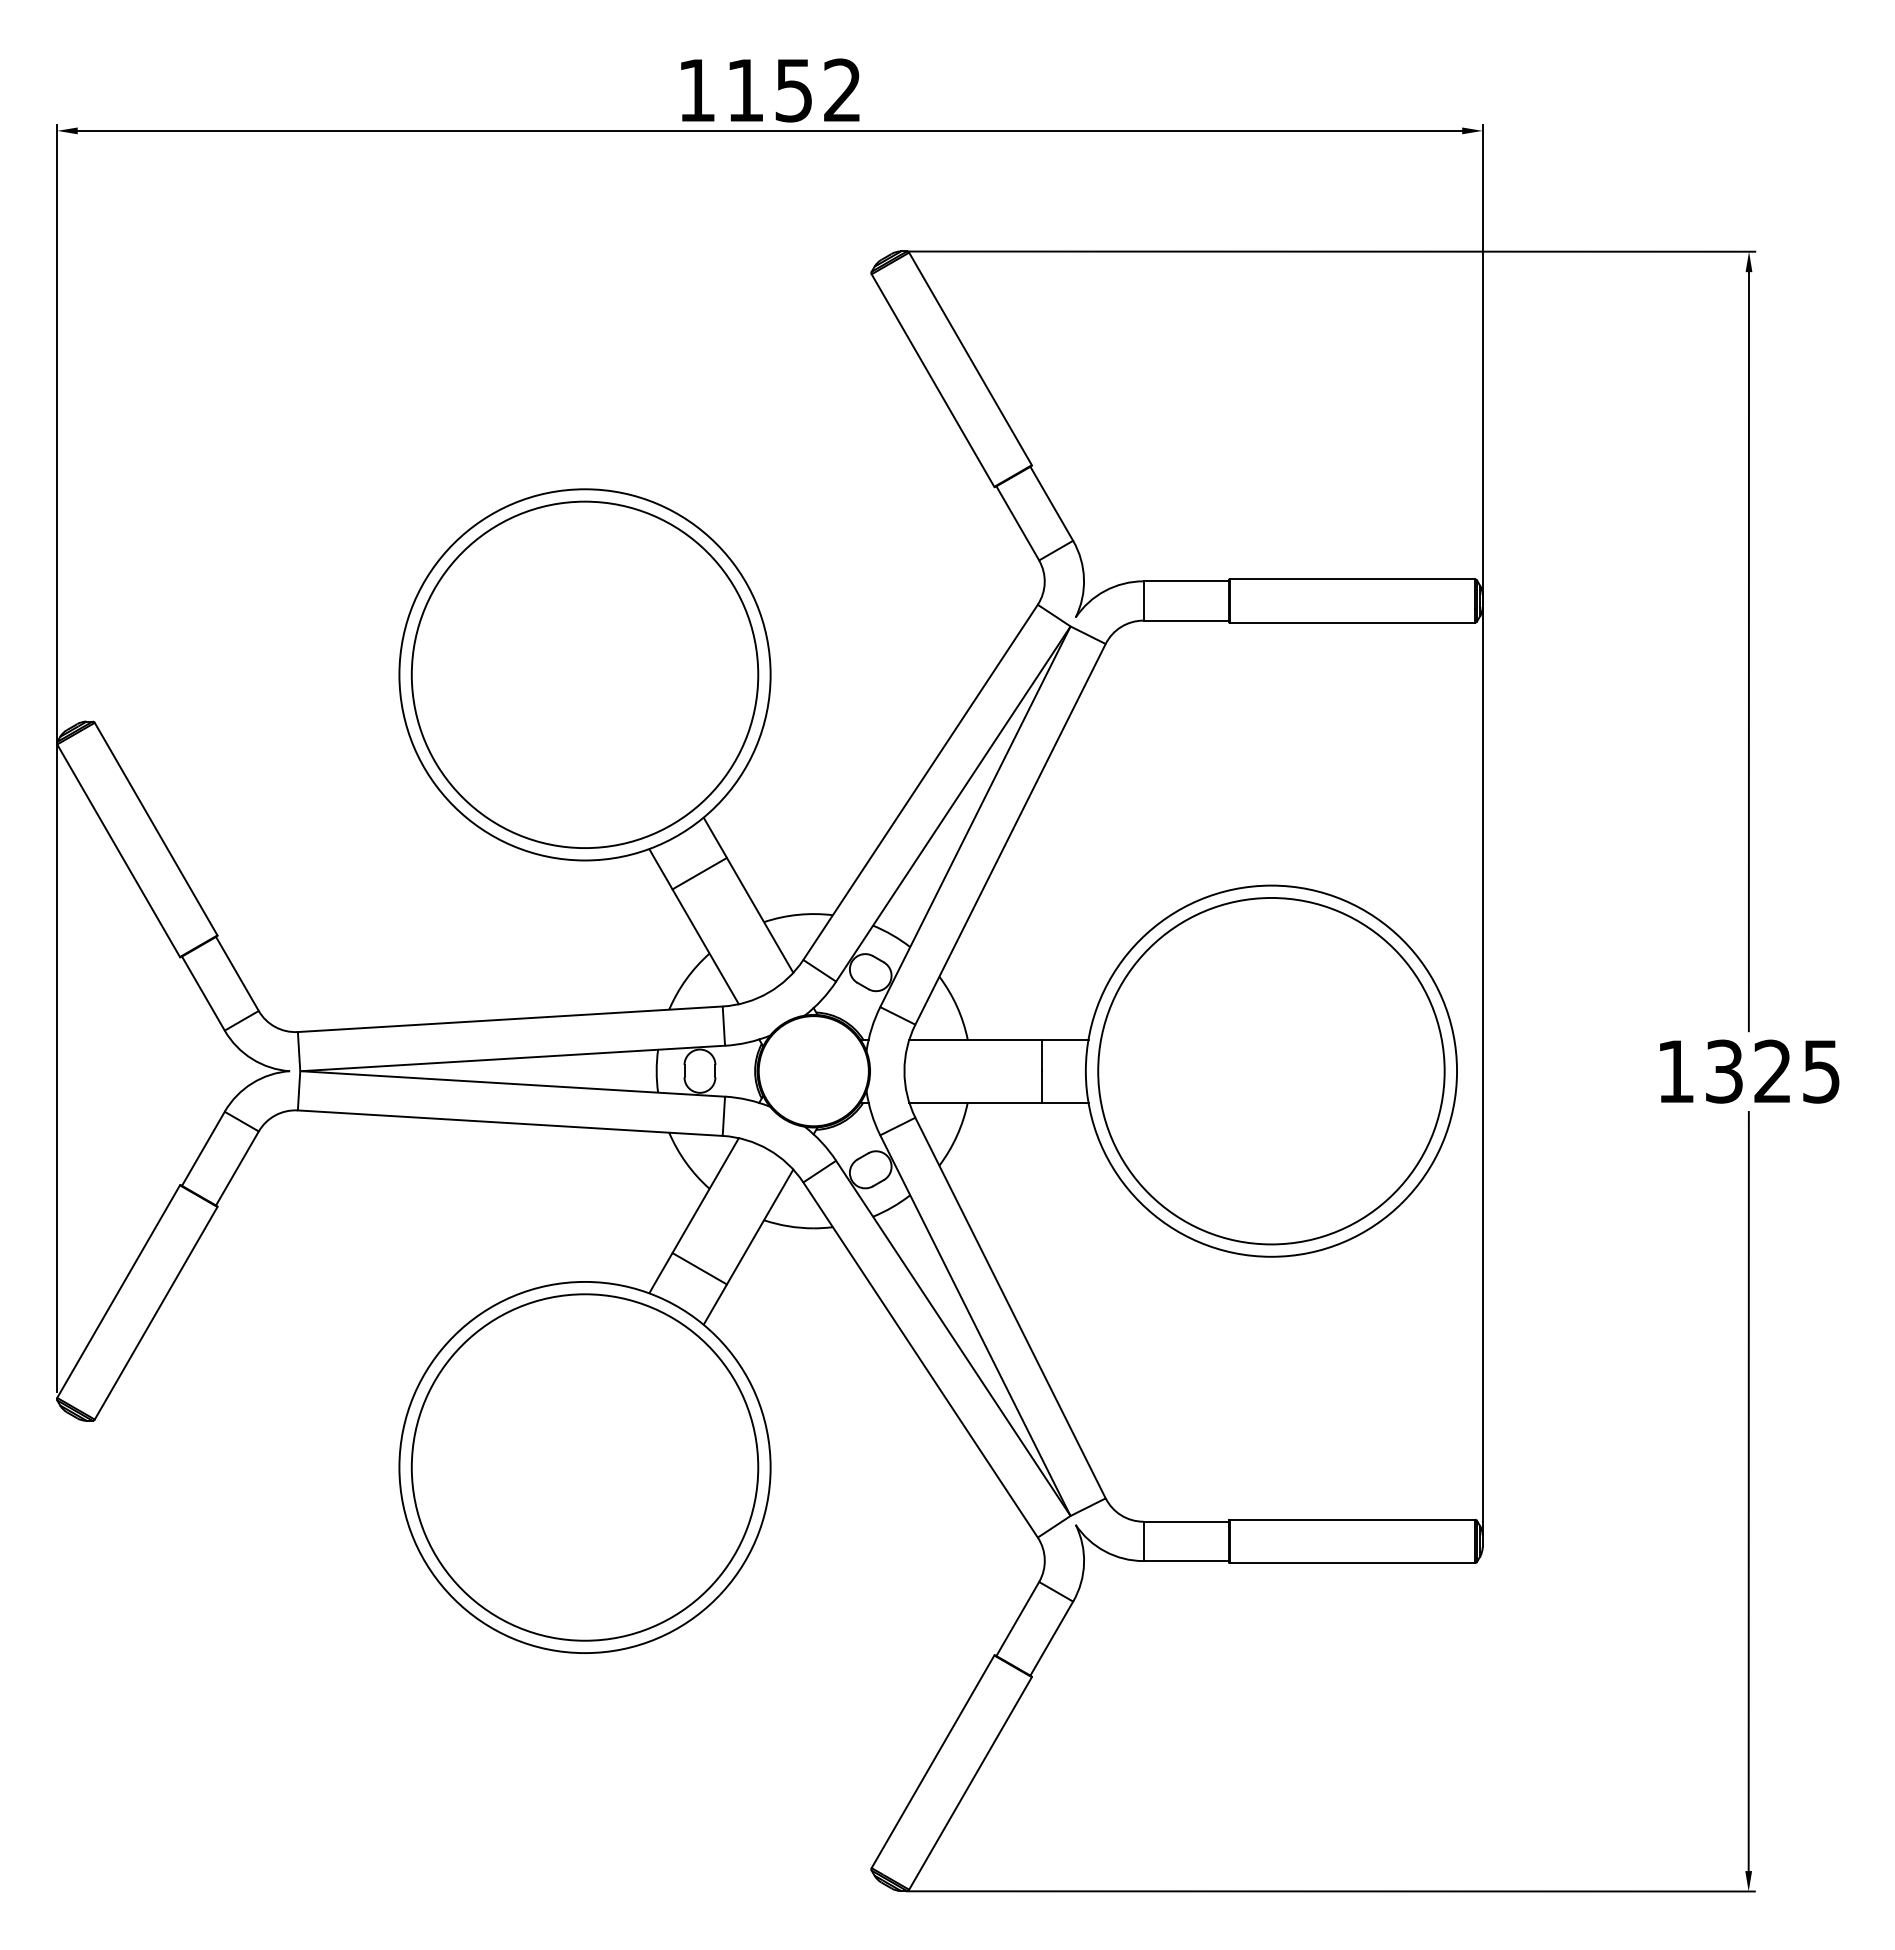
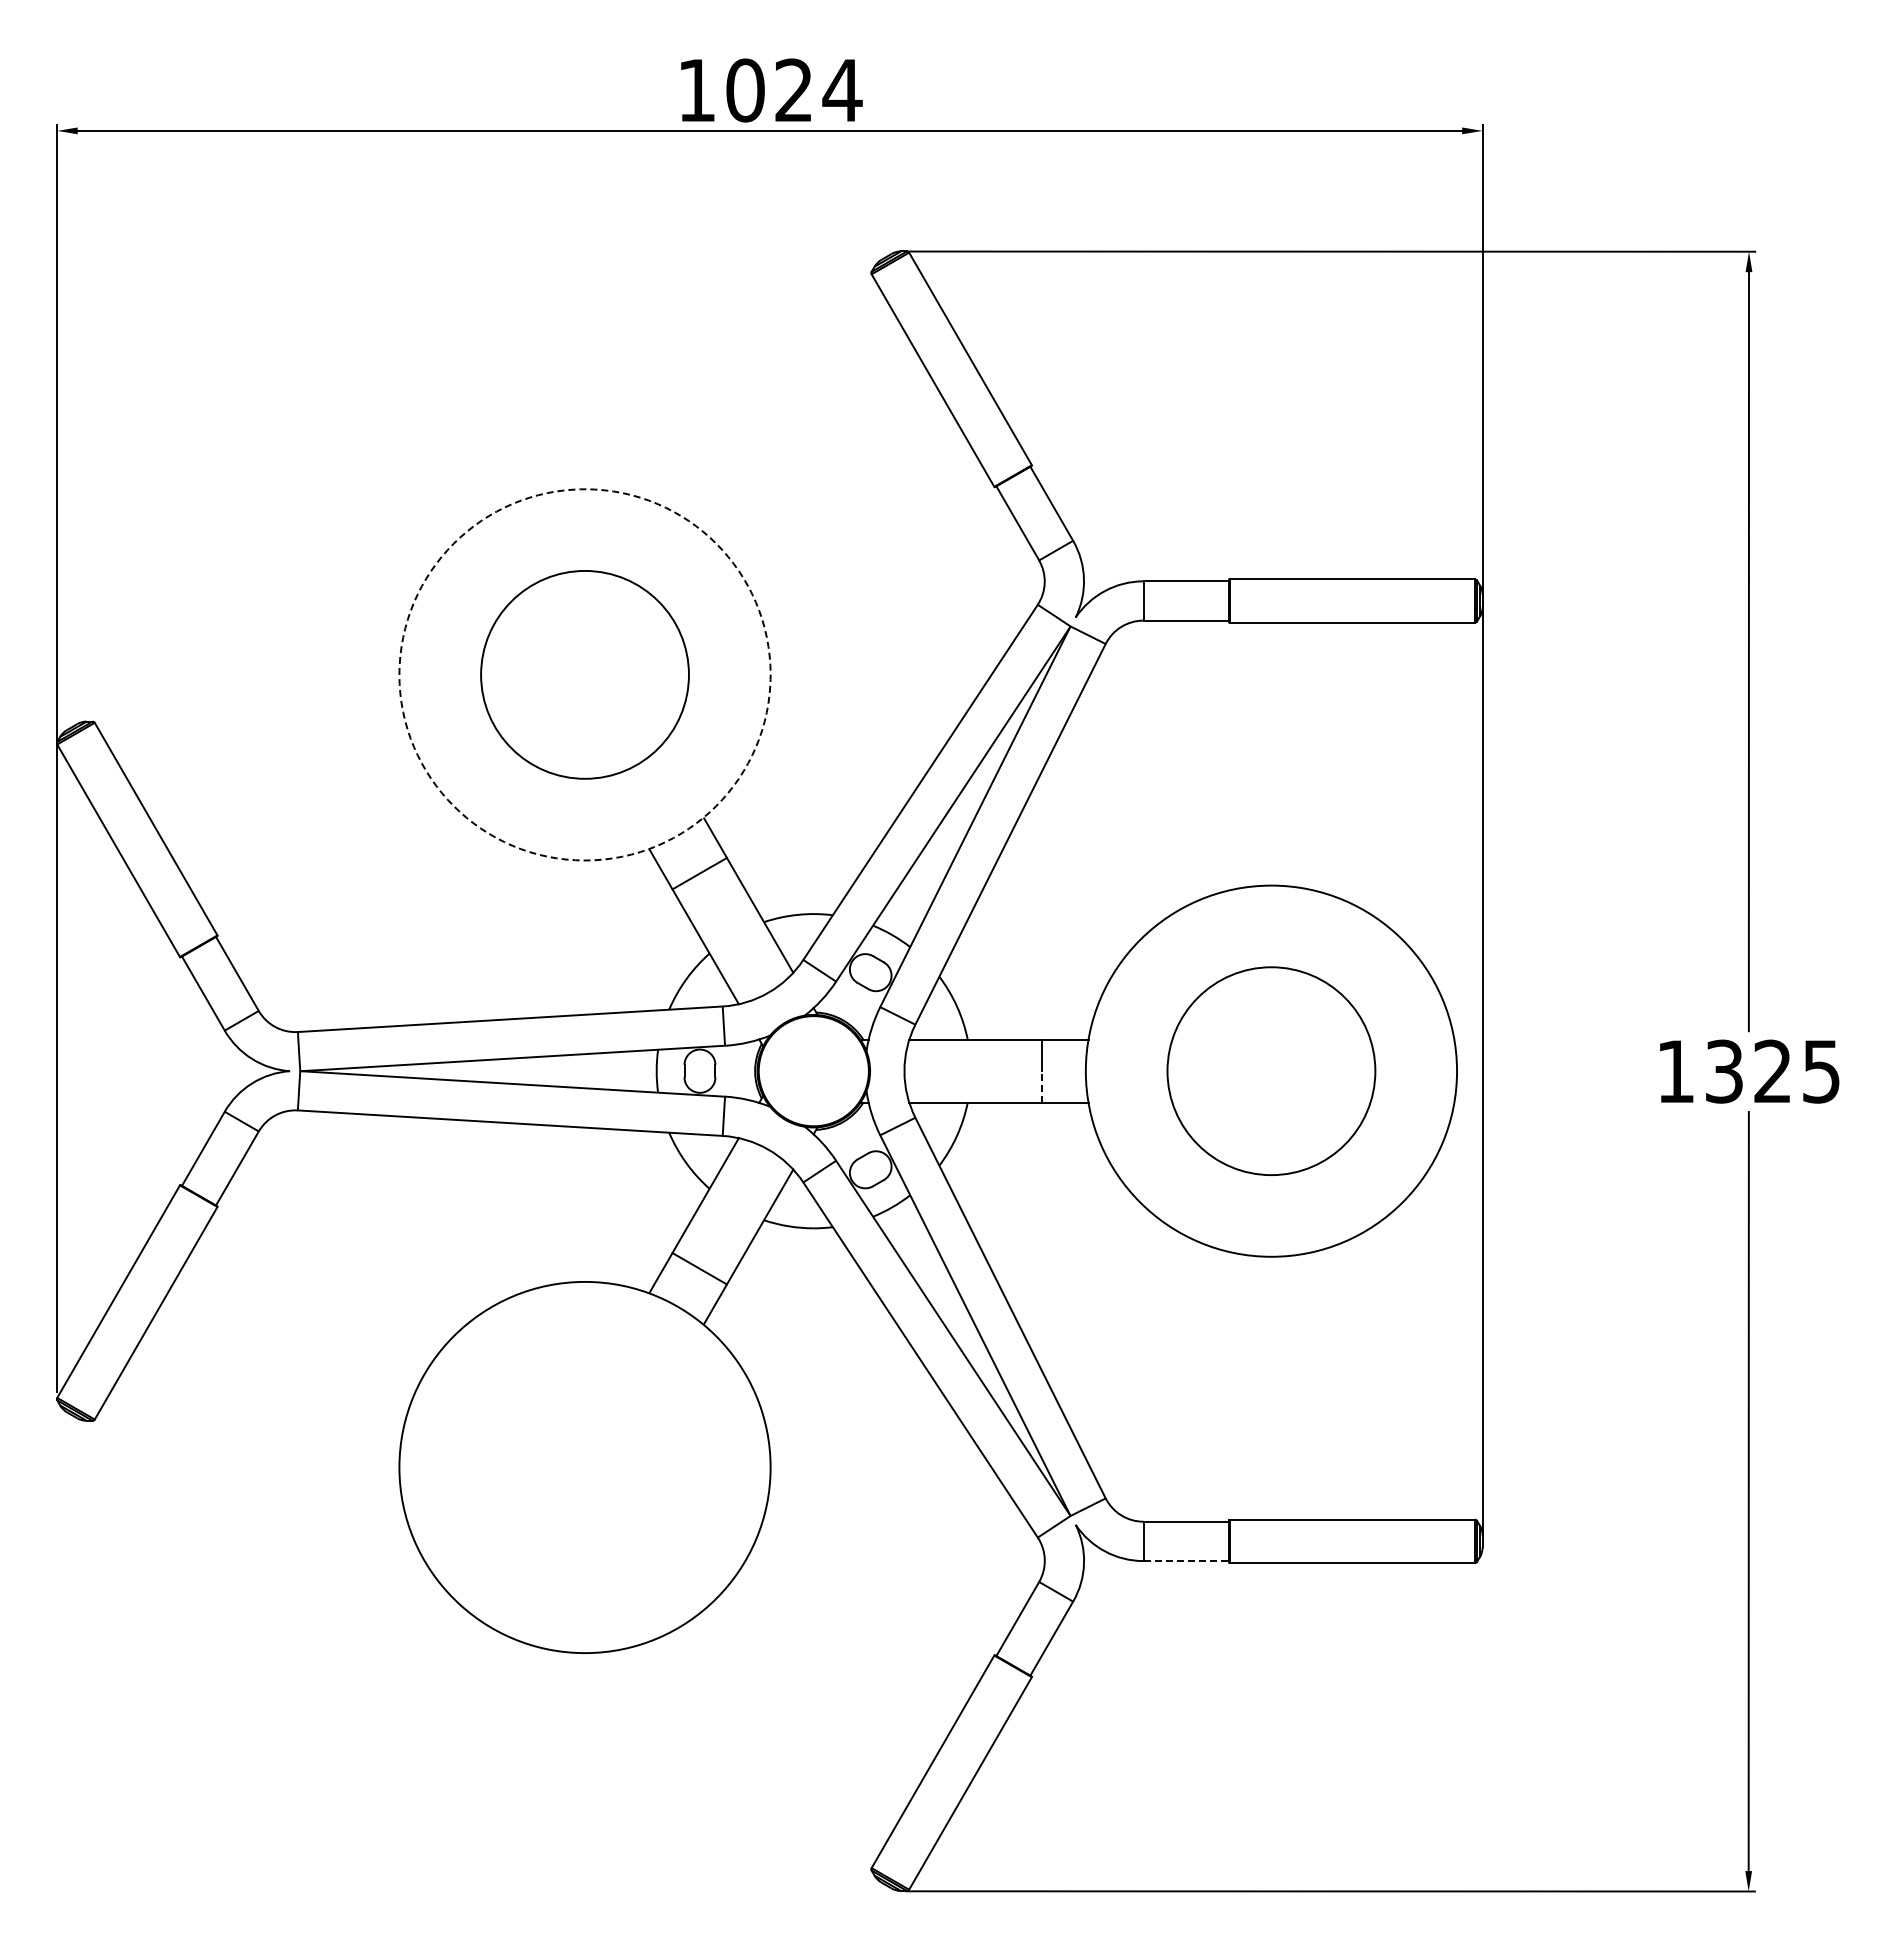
text: 1152 -> 1024 (794, 90)
circle diameter: 346 px -> 208 px (584, 674)
circle: solid -> dashed (584, 674)
circle diameter: 346 px -> 208 px (1271, 1071)
line: solid -> dashed (1041, 1086)
circle: present -> none (584, 1467)
line: solid -> dashed (1186, 1561)
